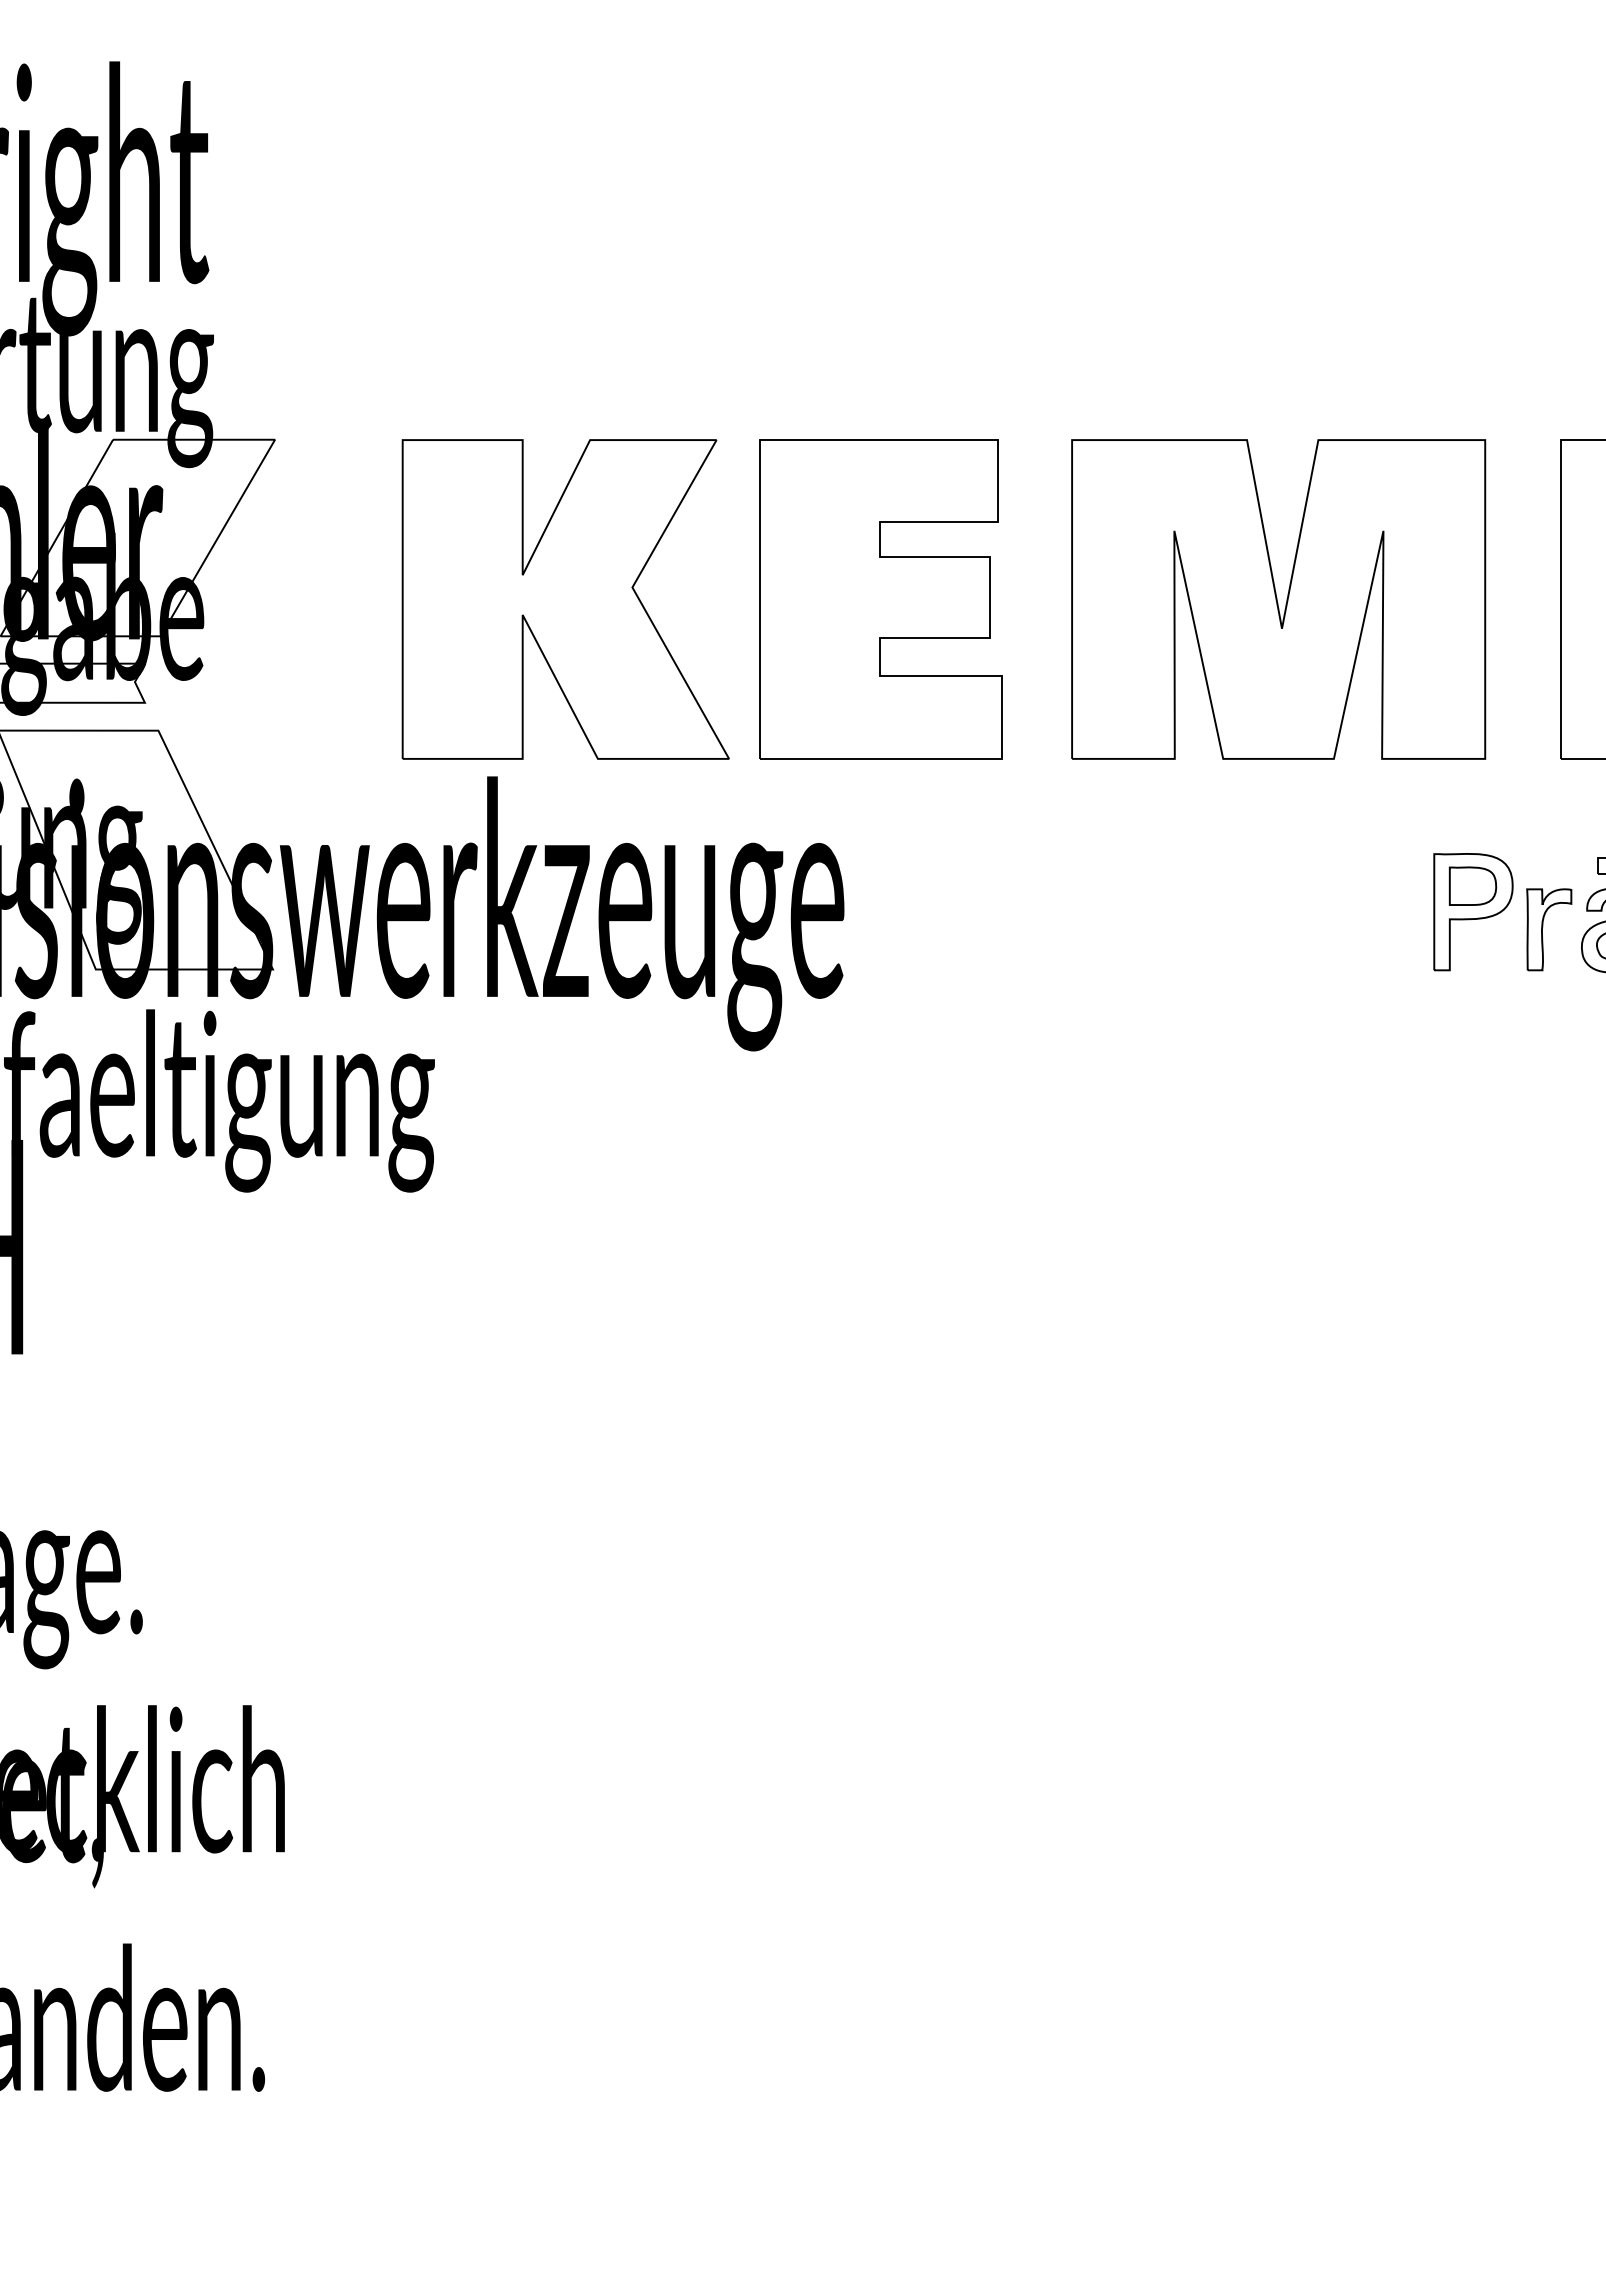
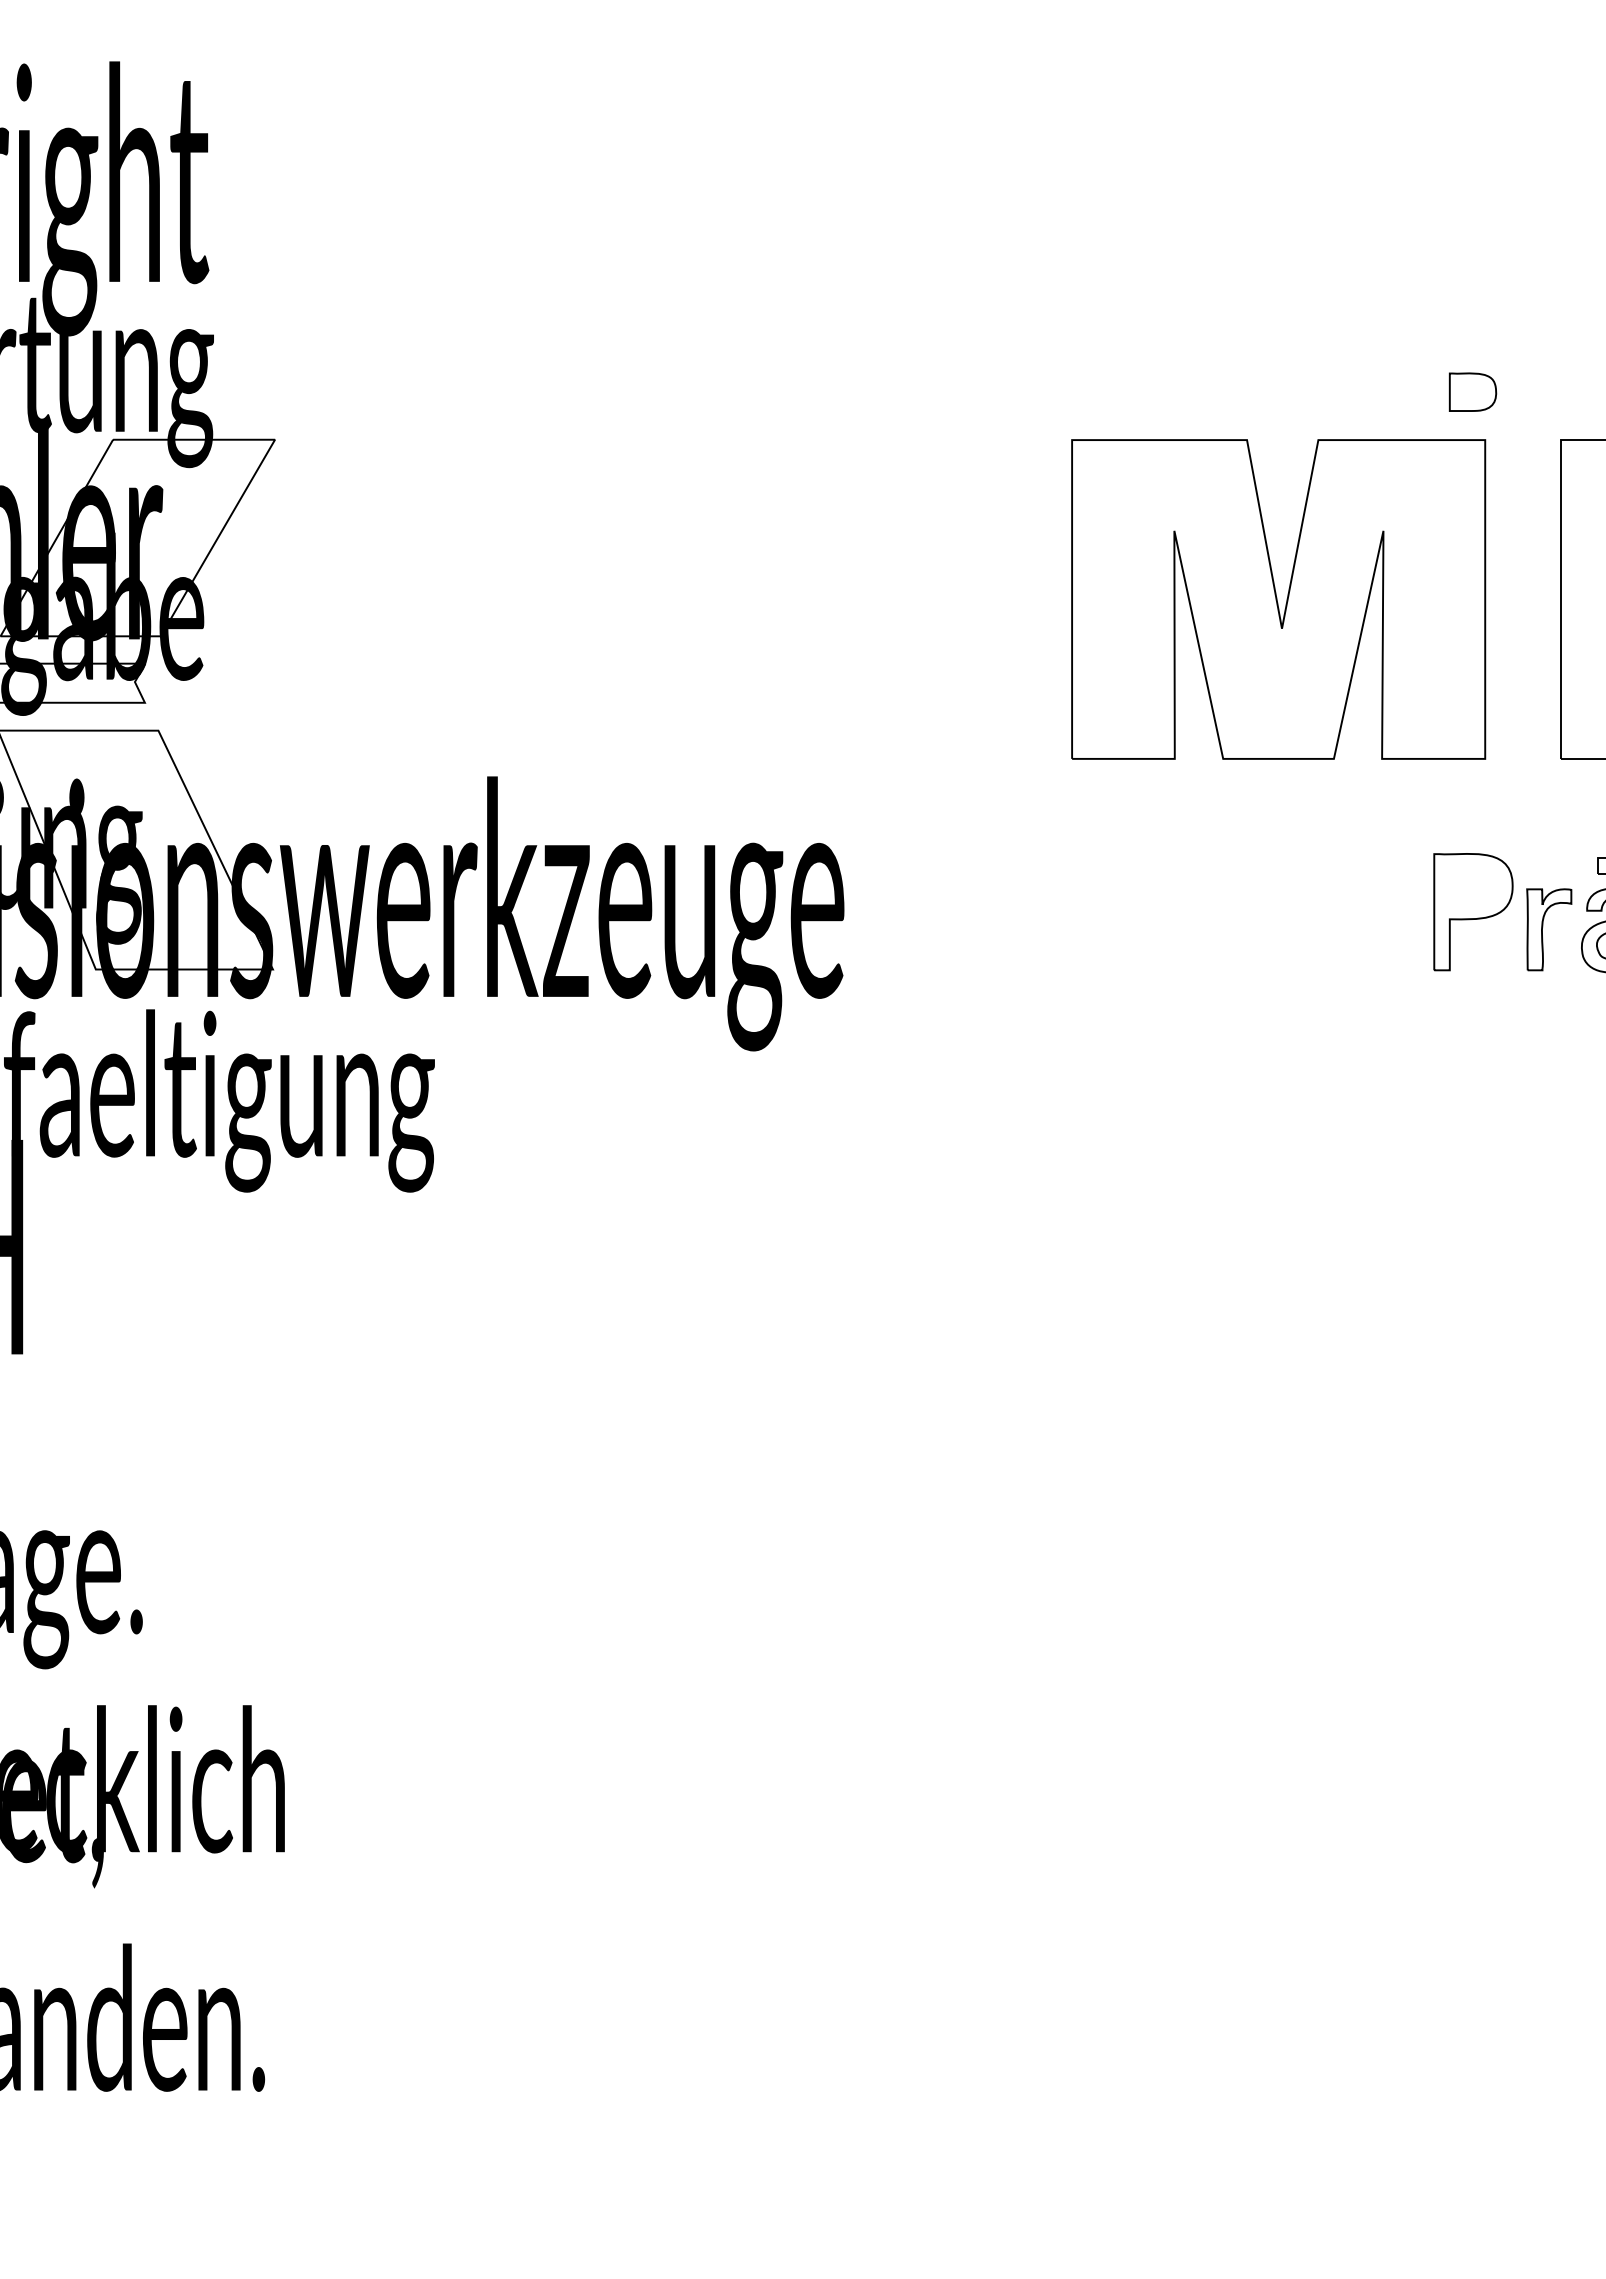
part: present -> none (565, 599)
part: present -> none (880, 599)
part position: (1472, 885) -> (1472, 391) (1472, 391)
